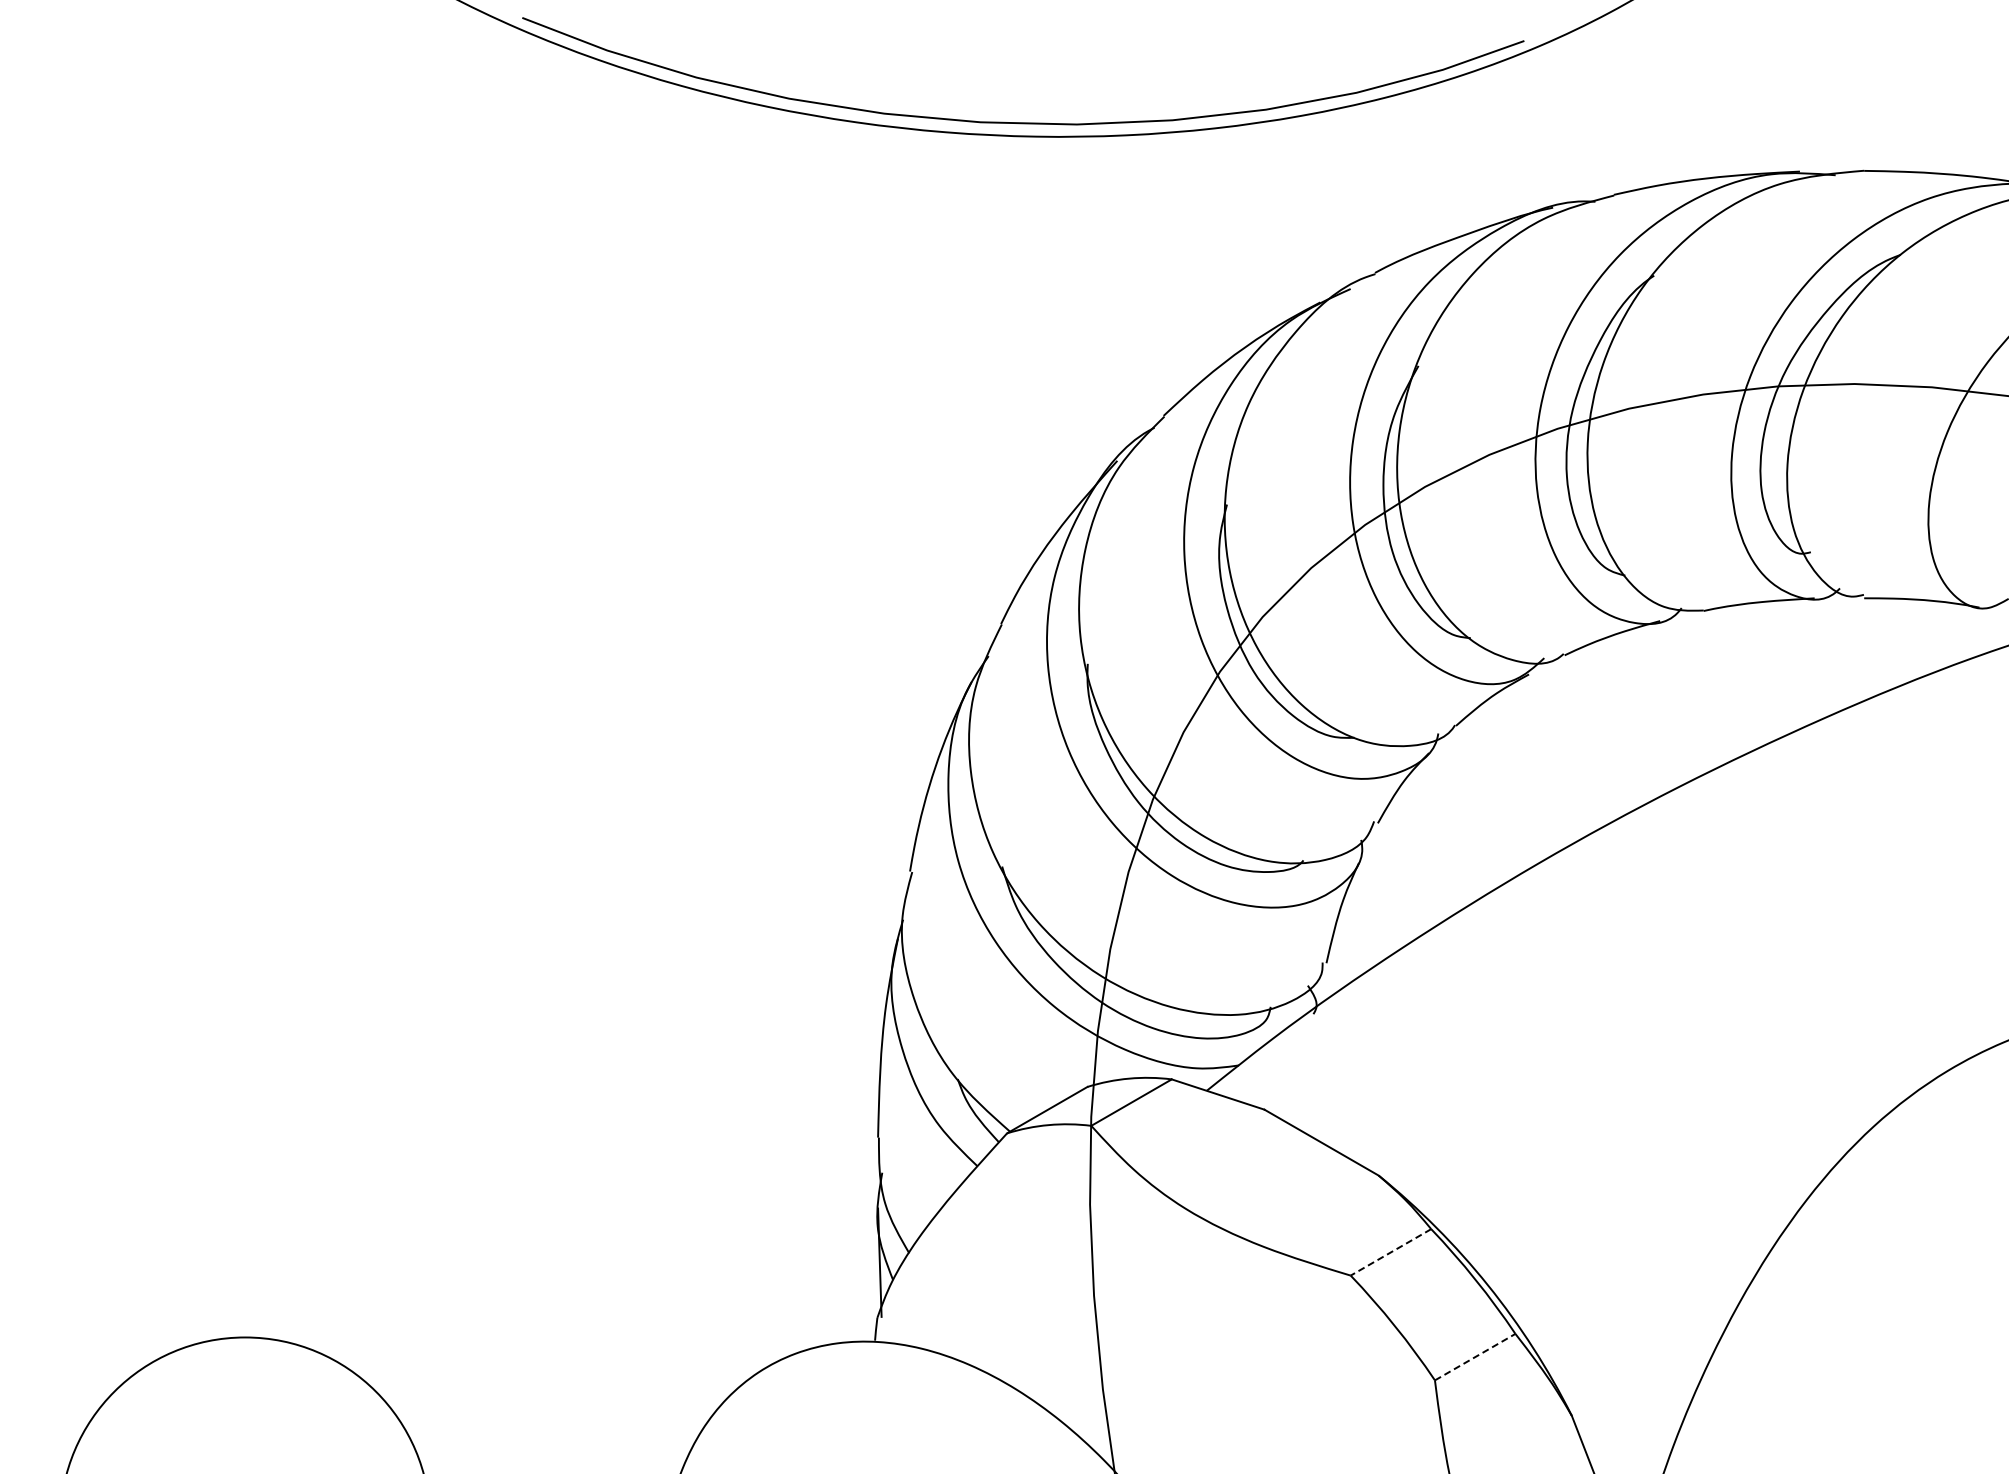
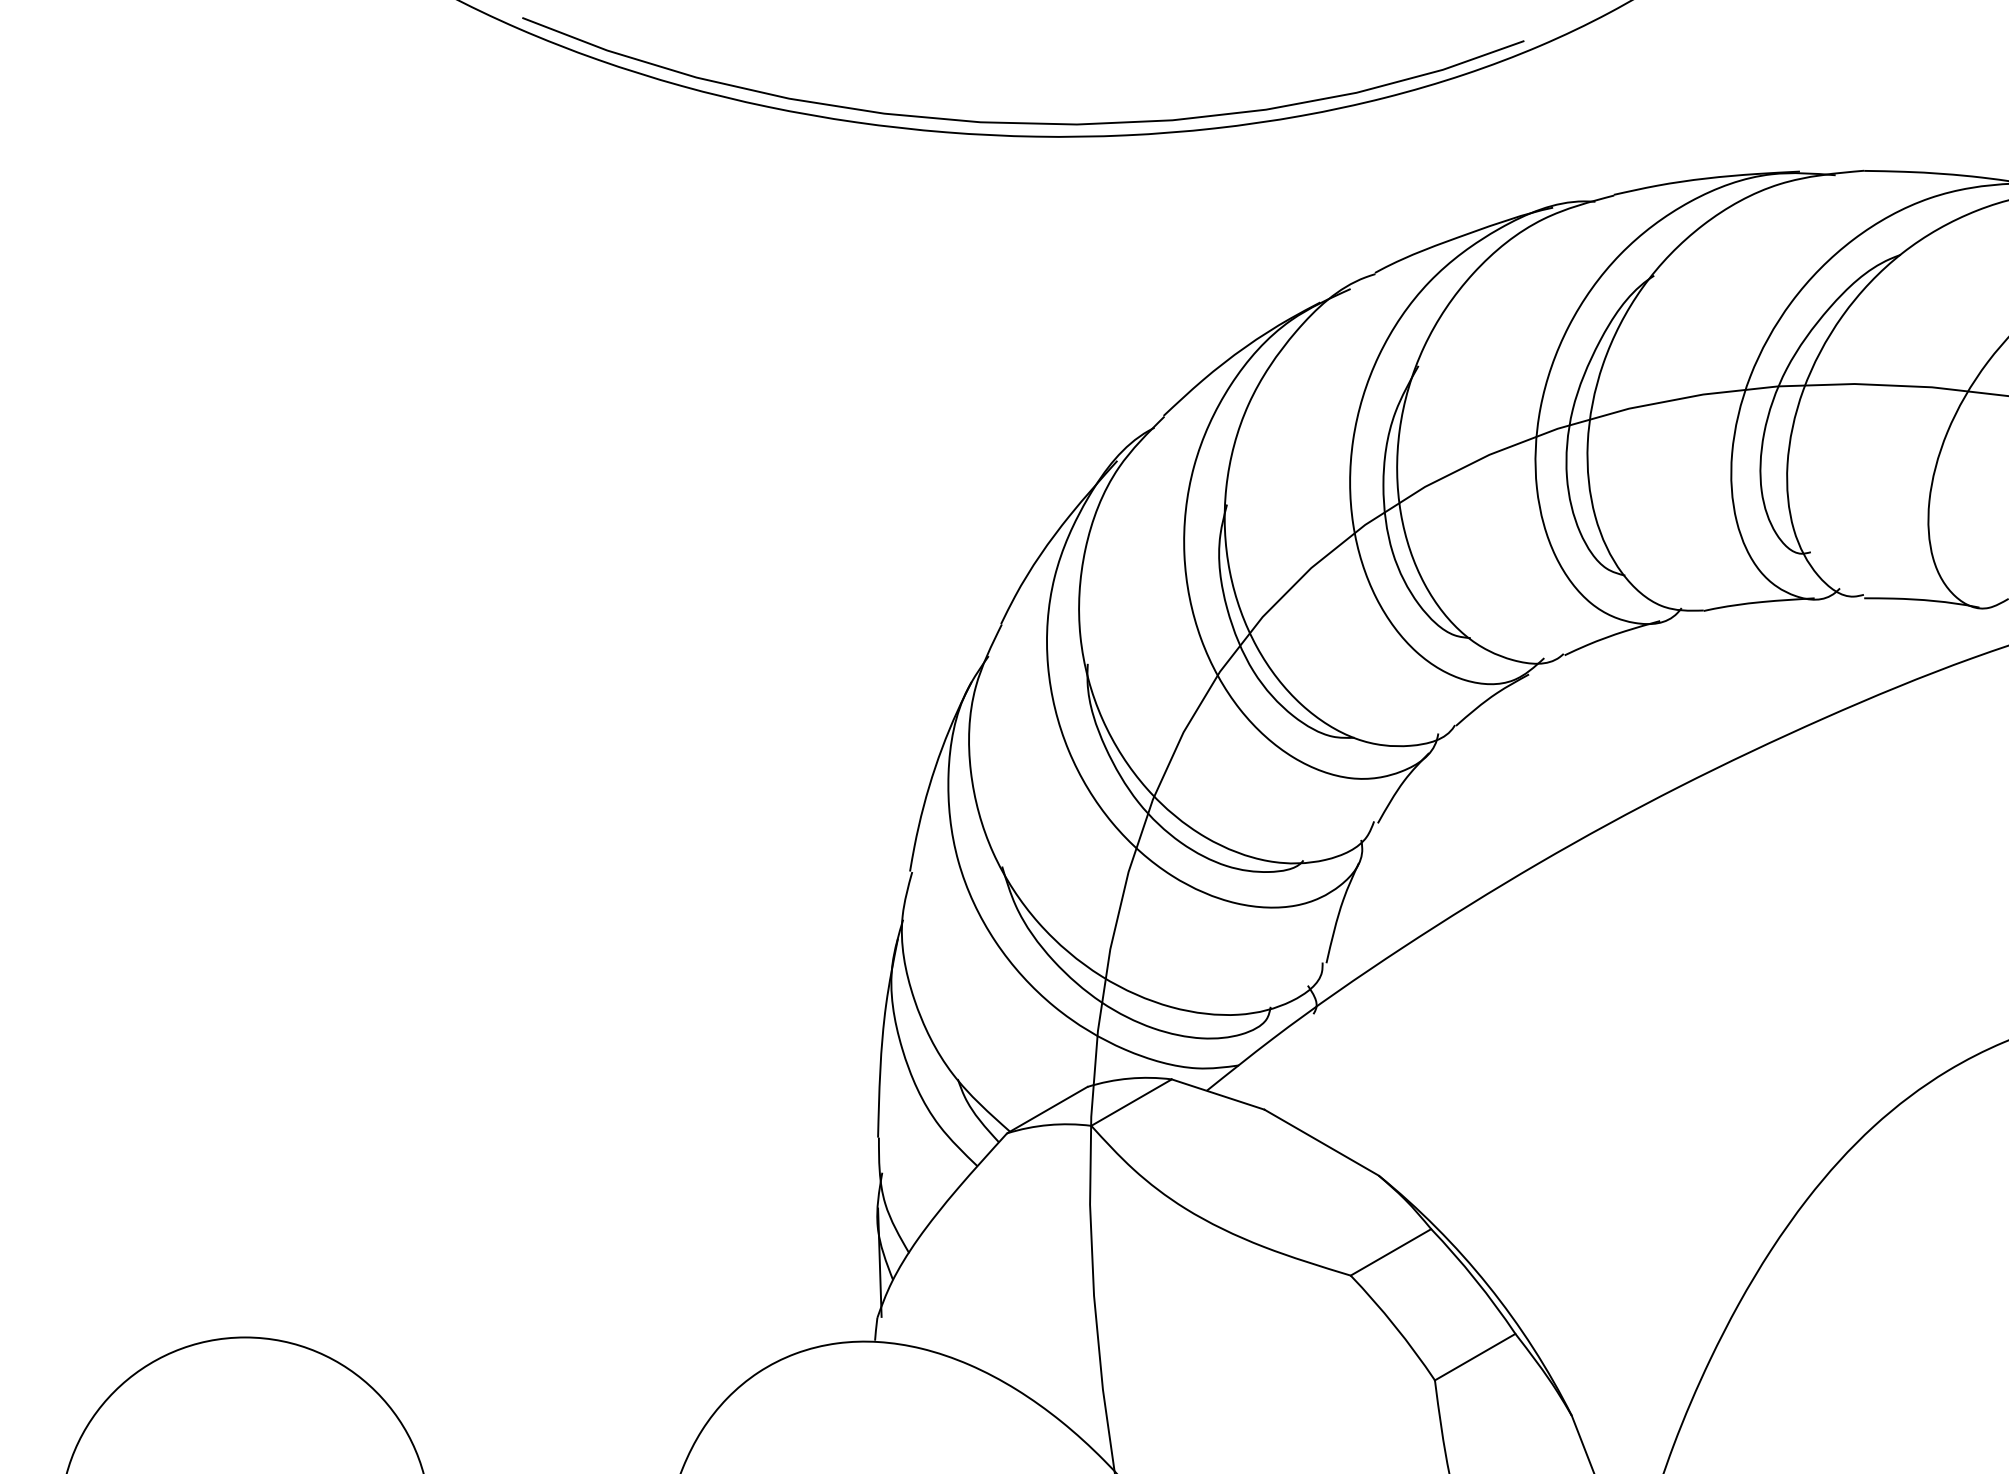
line: dashed -> solid (1390, 1252)
line: dashed -> solid (1475, 1356)
